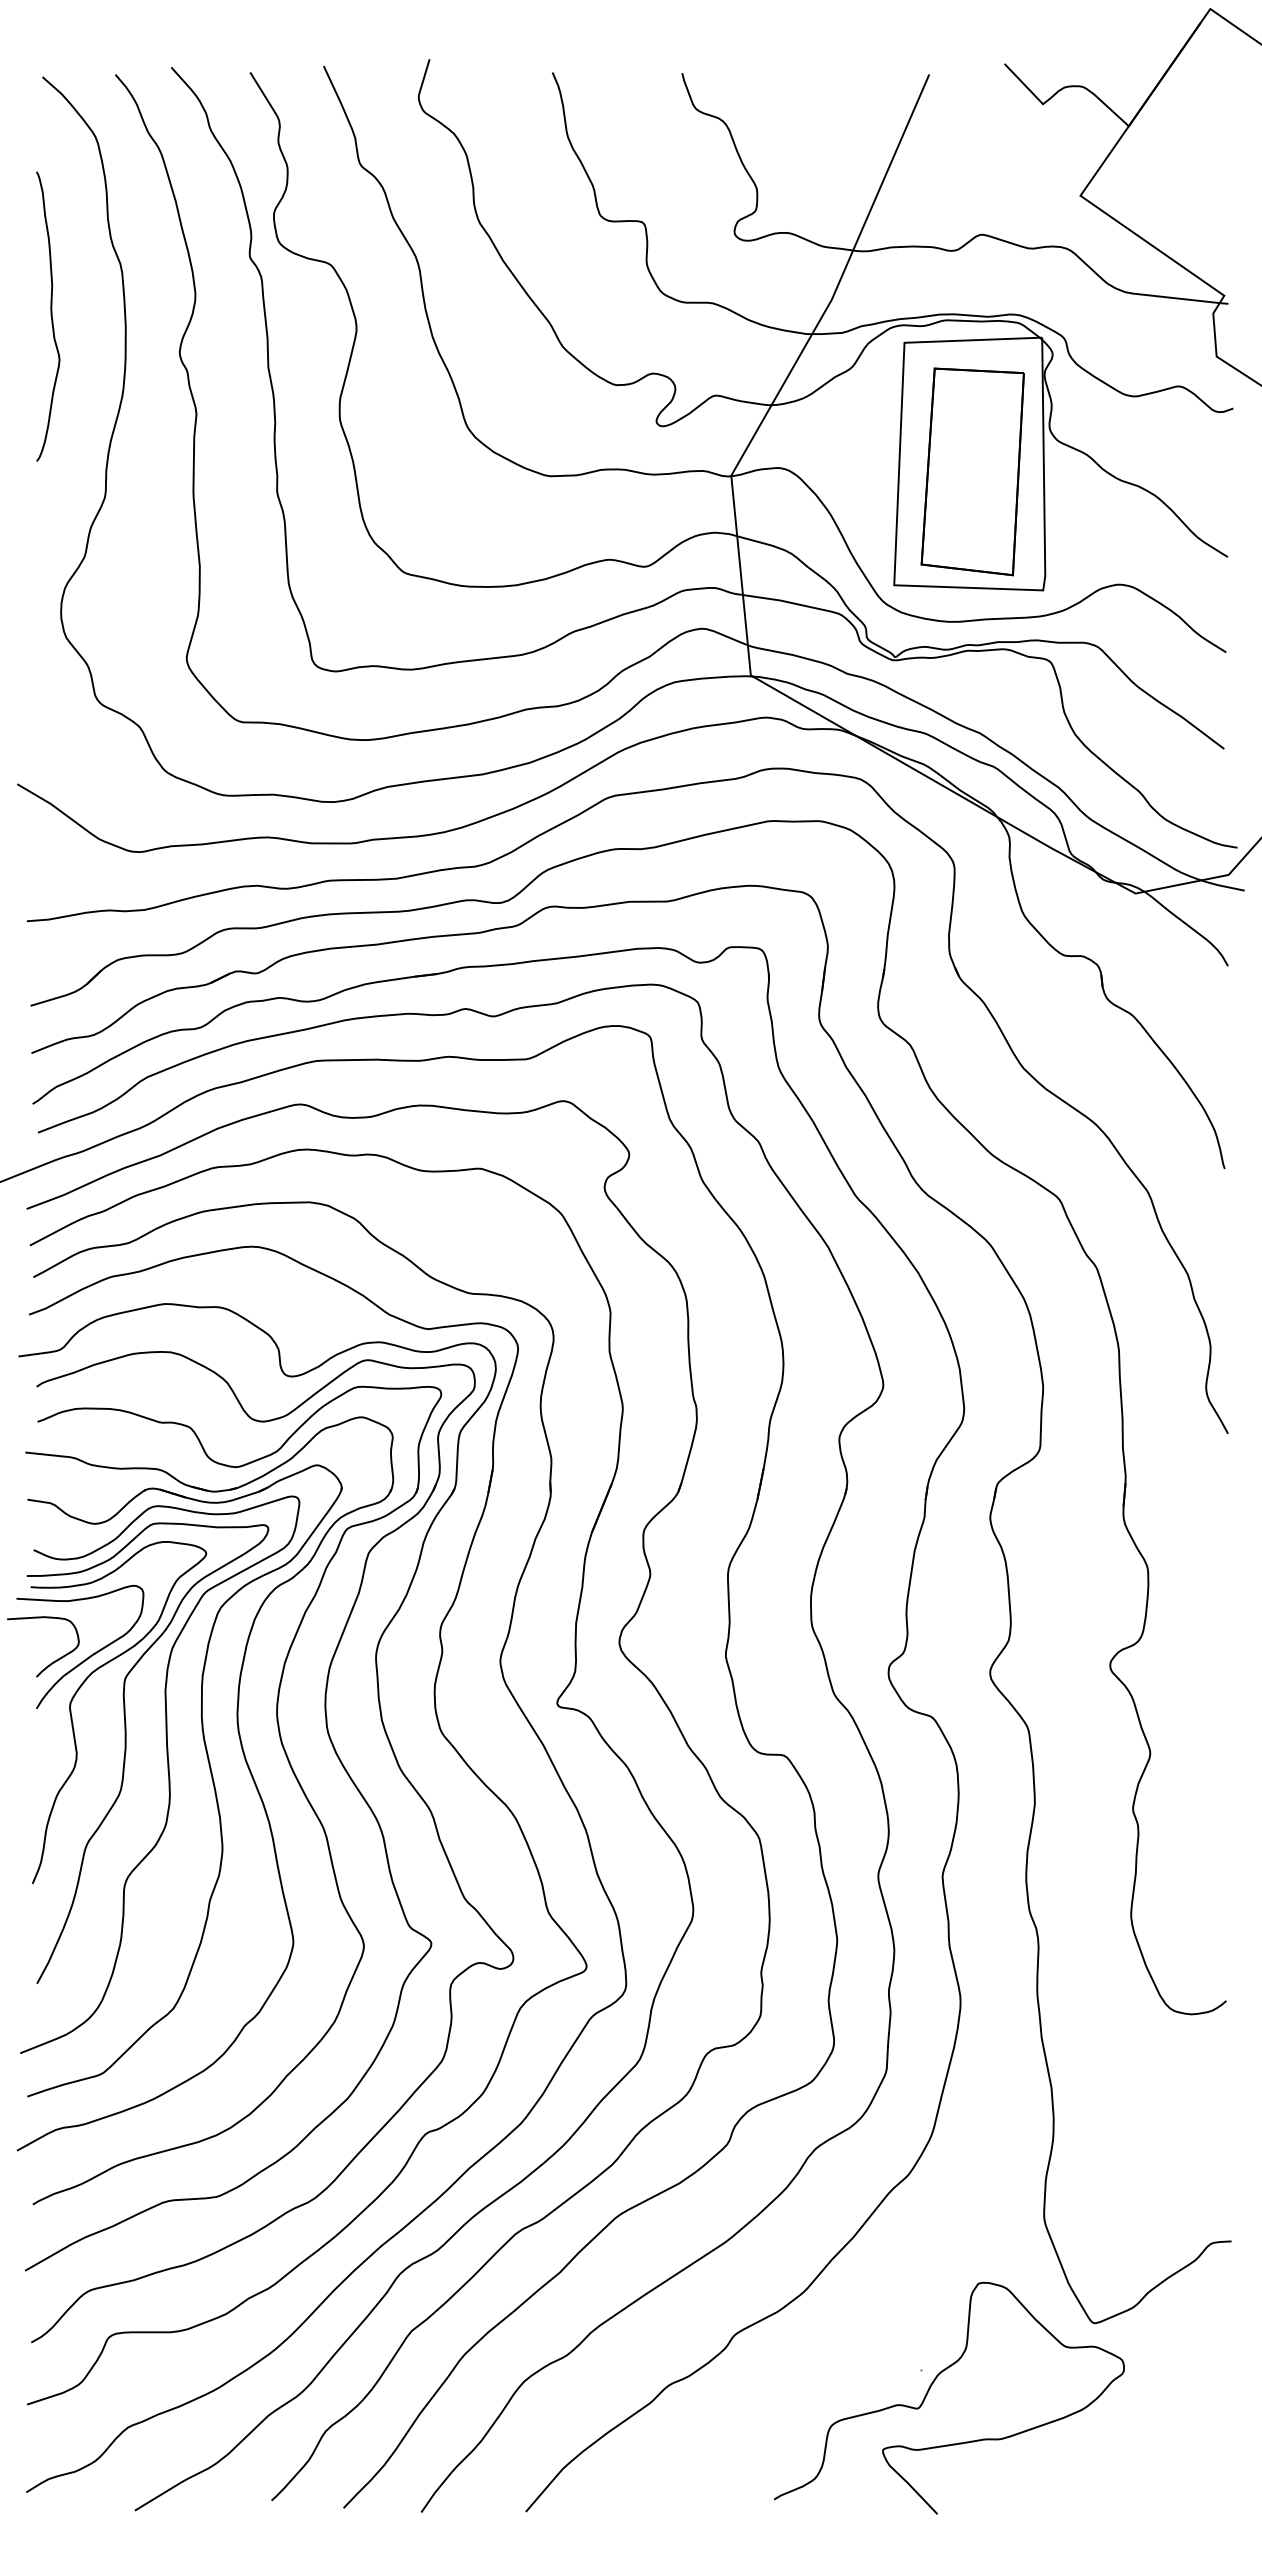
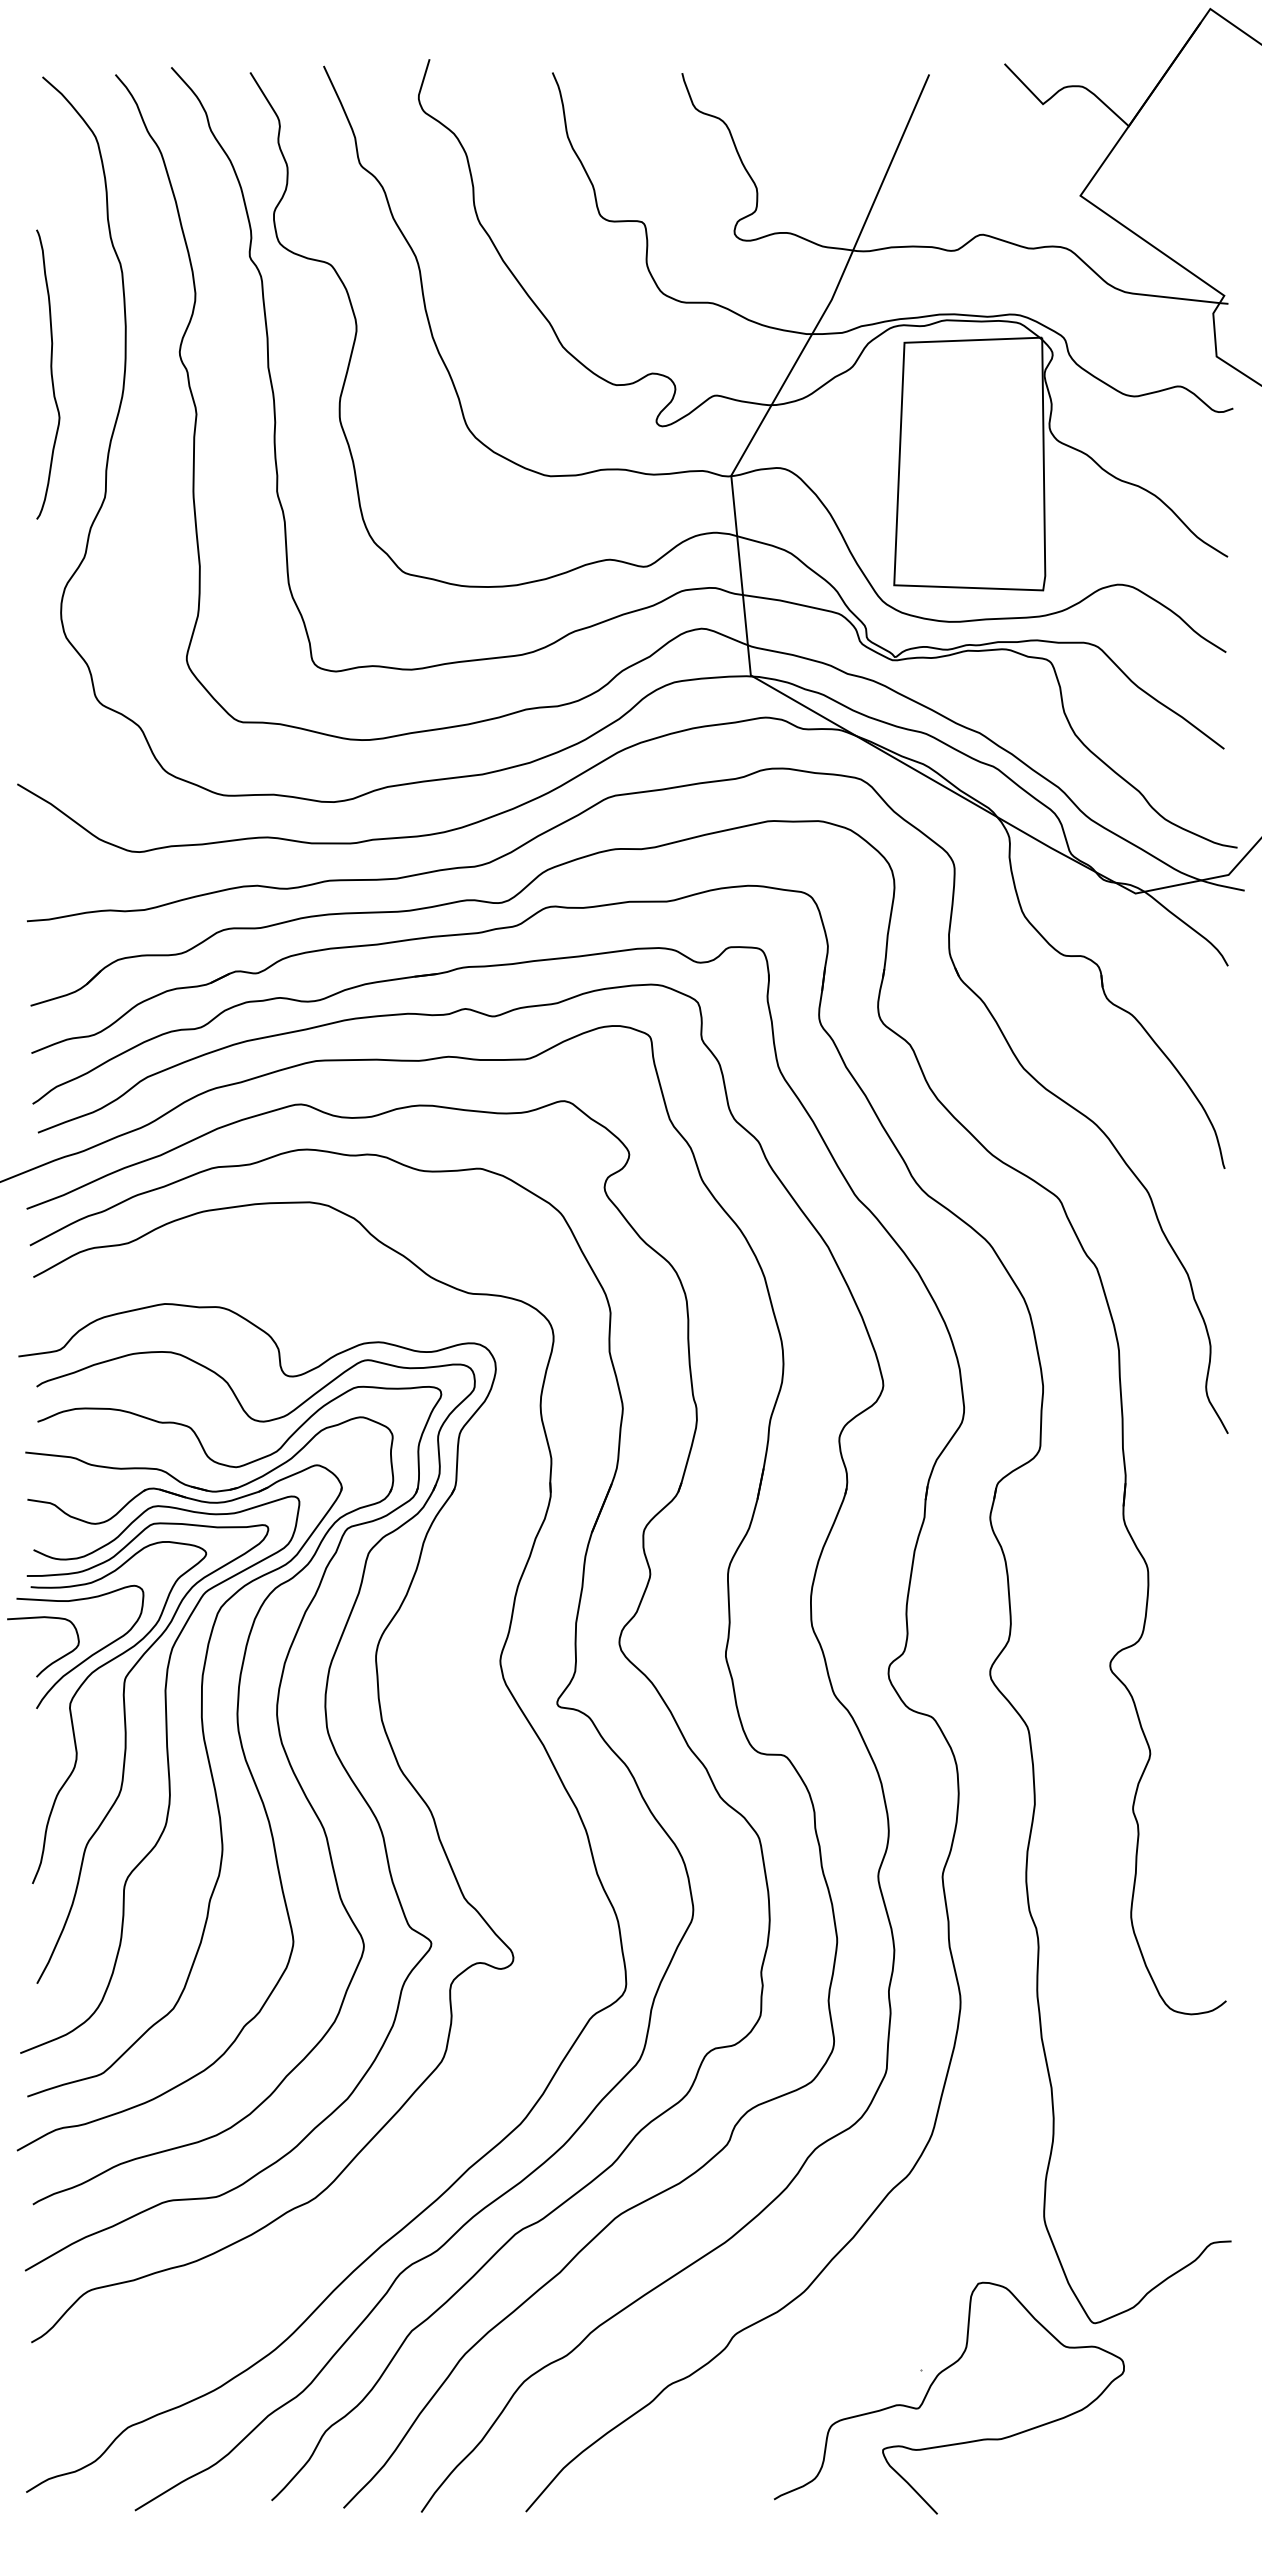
curve position: (50, 316) -> (50, 374) (50, 374)
part: present -> none (972, 471)
part: present -> none (442, 1735)
